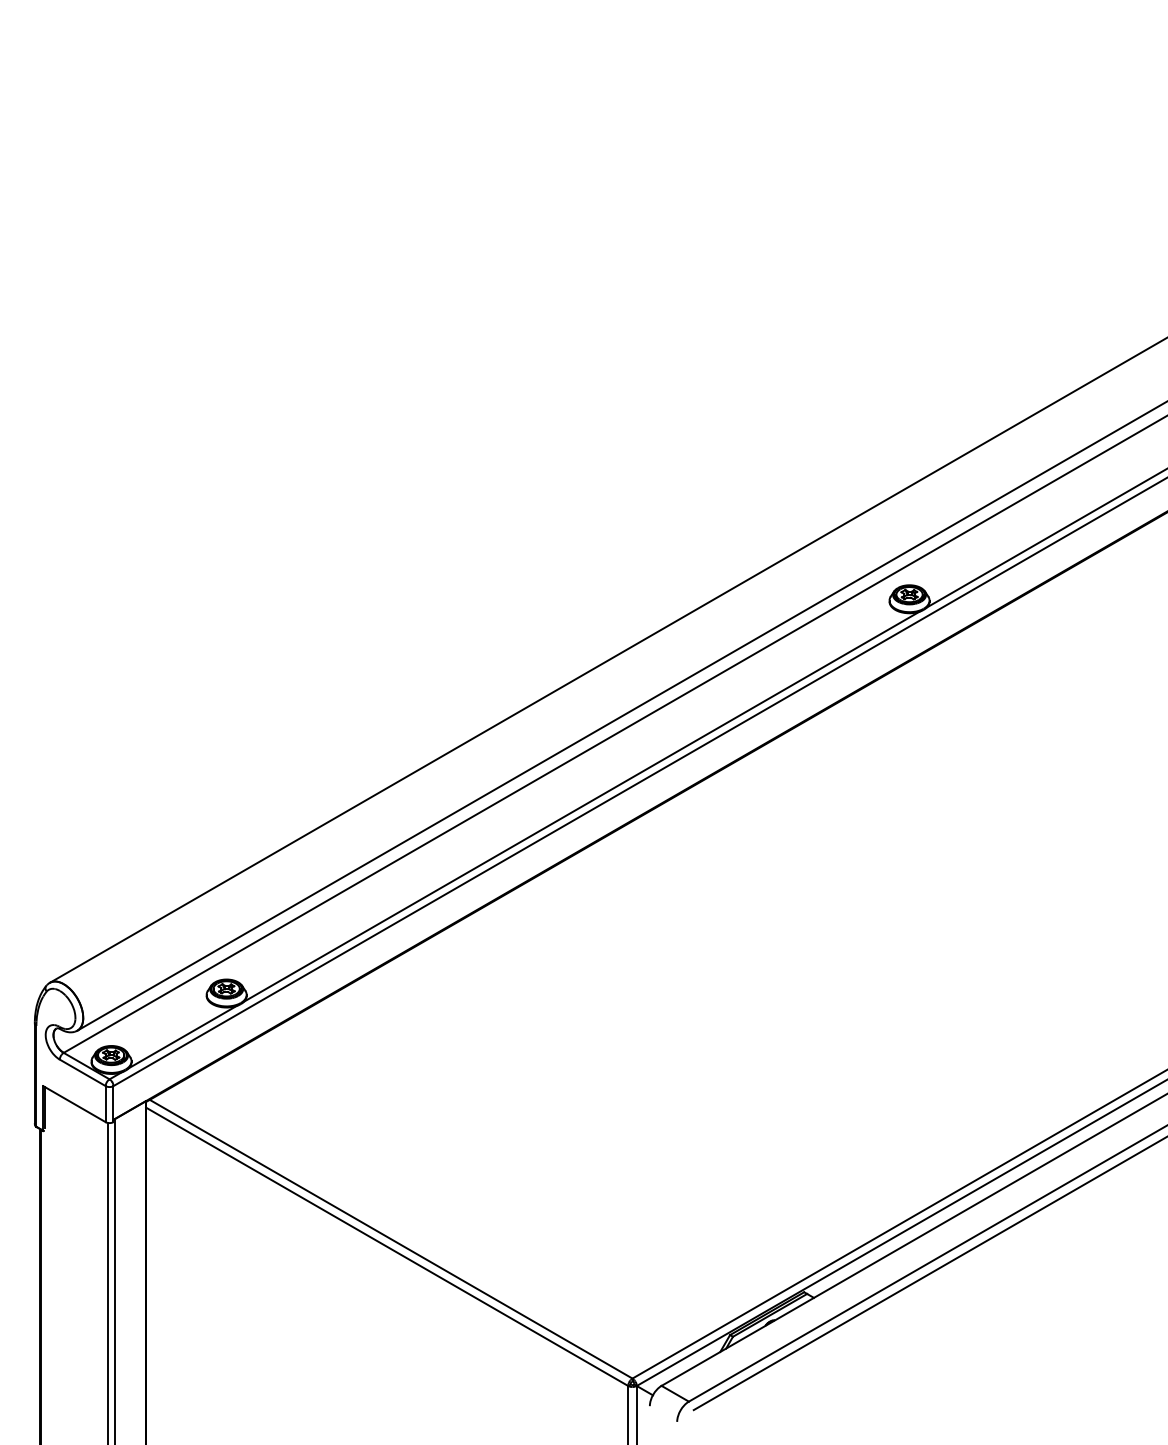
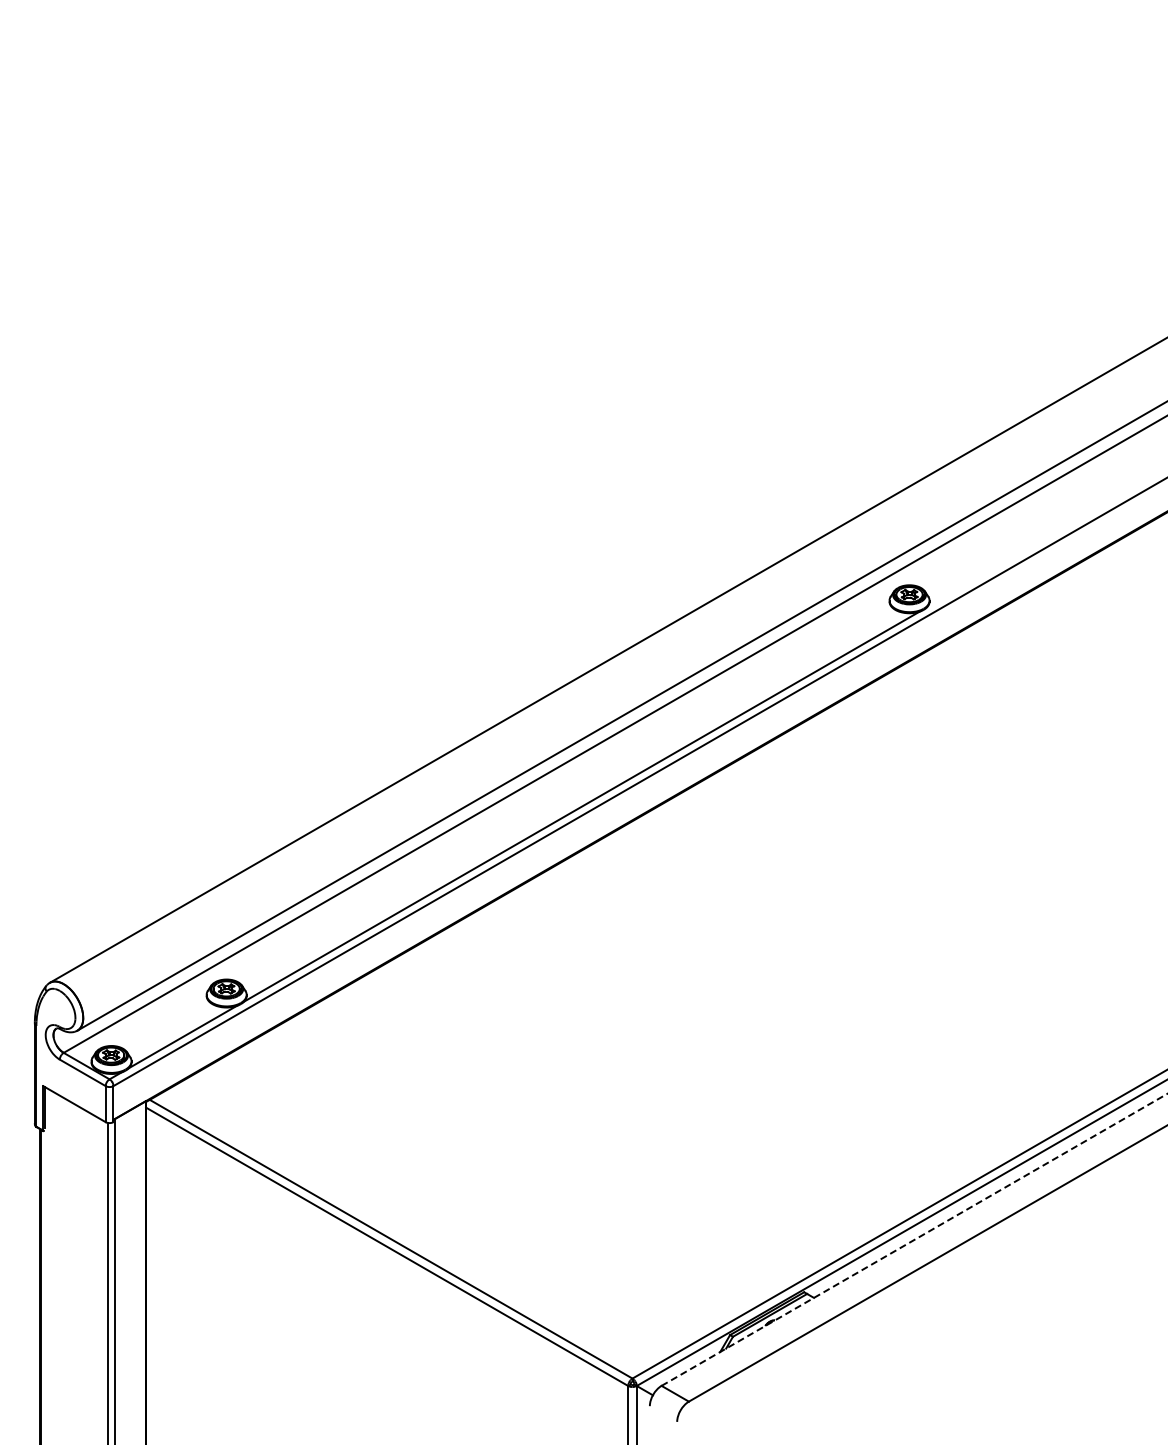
line: present -> none (1045, 538)
line: solid -> dashed (914, 1239)
line: present -> none (928, 1274)
